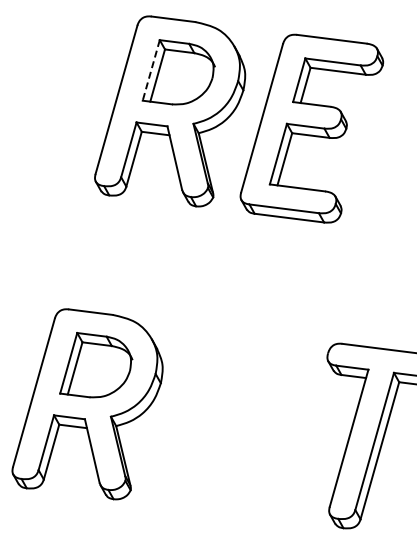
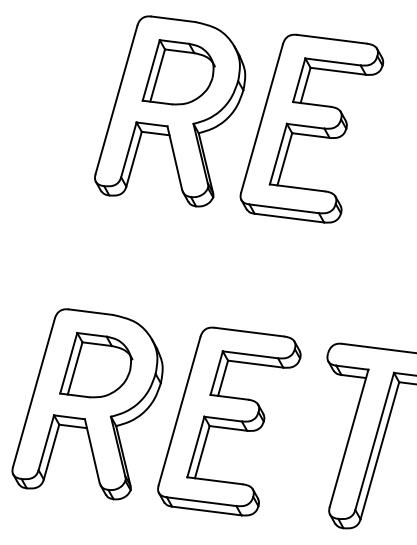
line: dashed -> solid (151, 70)
part: none -> present (229, 421)
